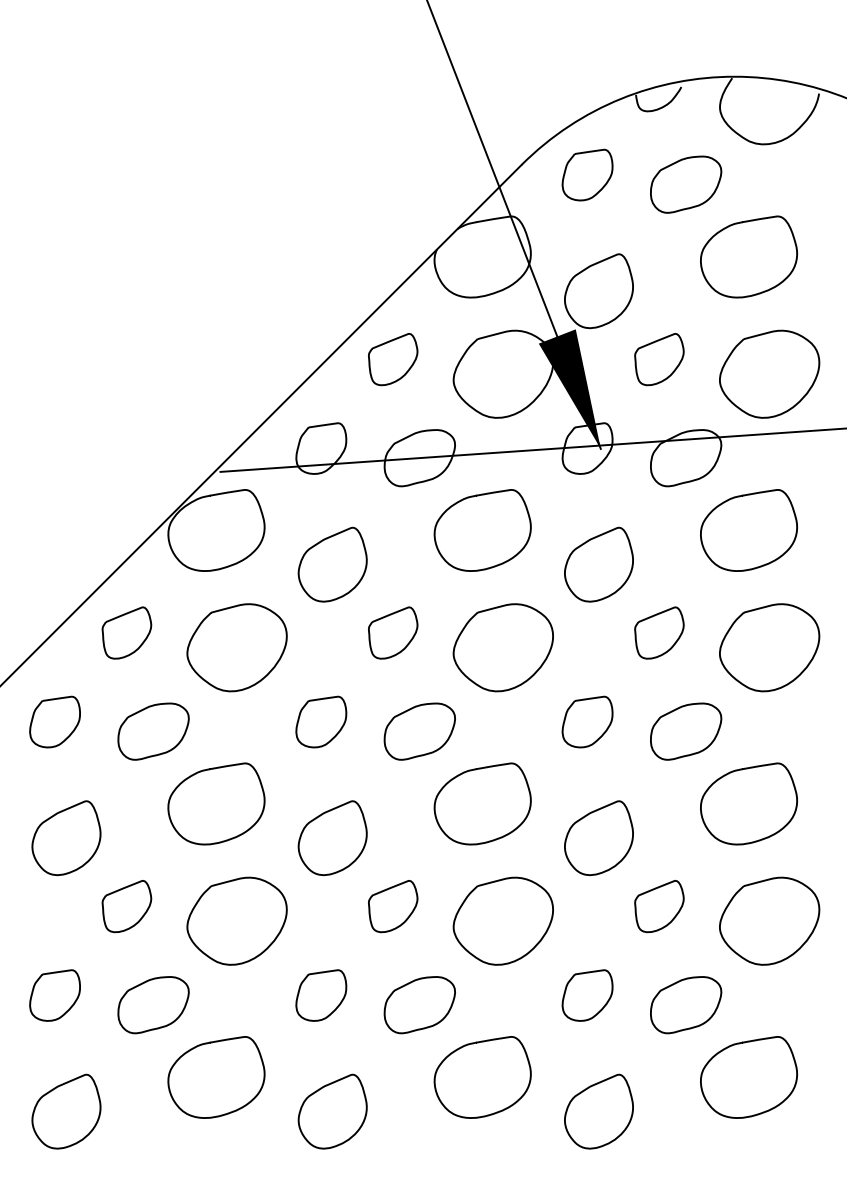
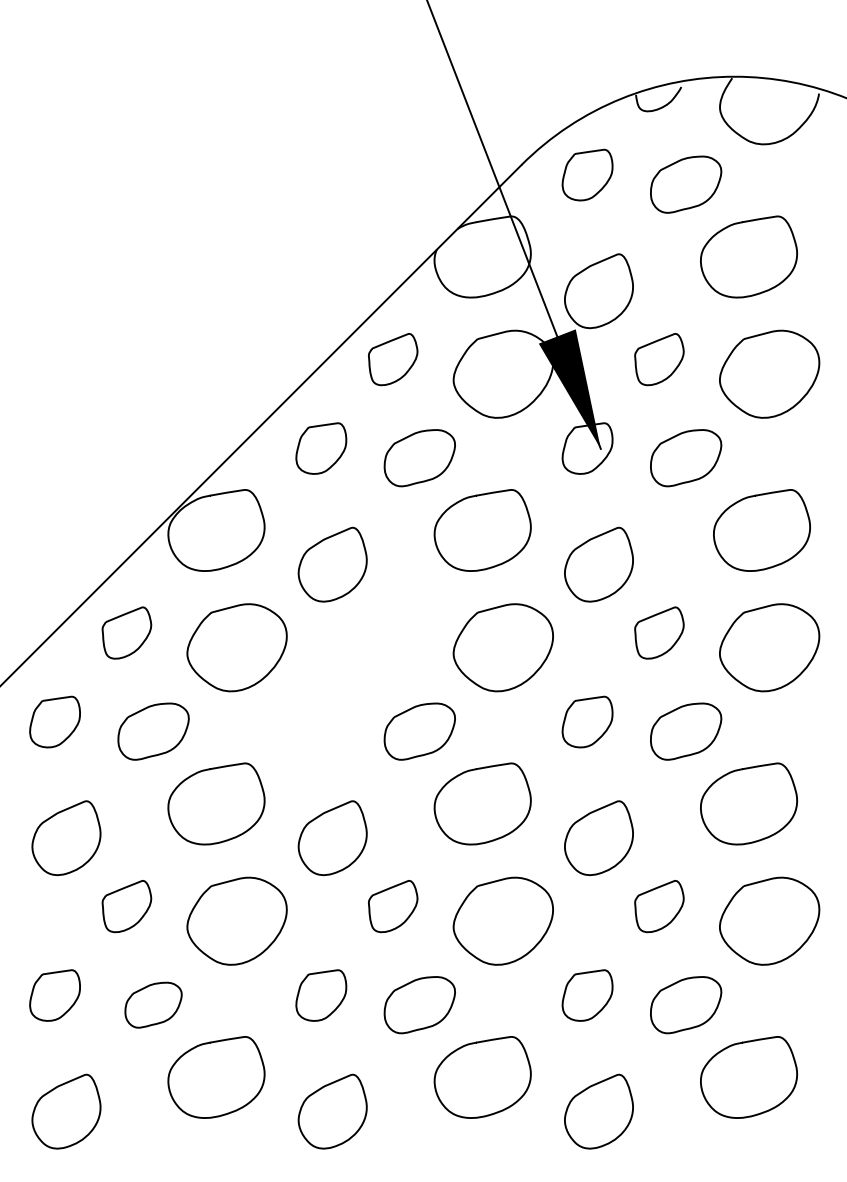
line: present -> none (531, 449)
curve position: (745, 496) -> (758, 496) (758, 496)
part: present -> none (393, 632)
part: present -> none (321, 721)
part size: 73x59 px -> 59x48 px (153, 1004)
